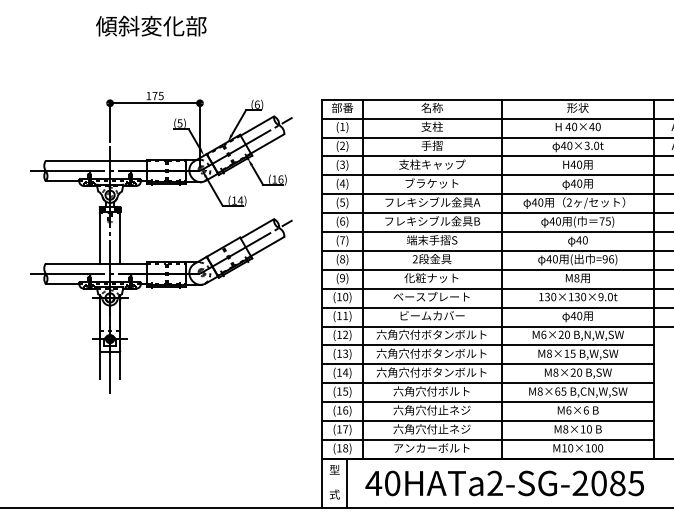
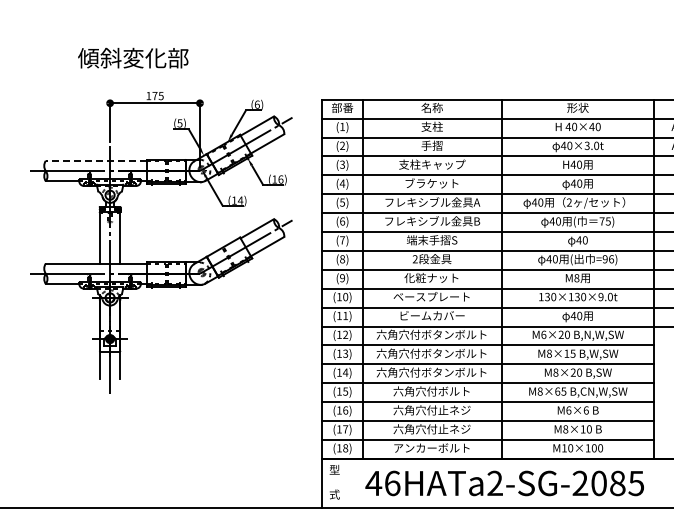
text position: (151, 25) -> (133, 57) (133, 57)
line: solid -> dashed (96, 160)
line: present -> none (347, 483)
text: 40HATa2-SG-2085 -> 46HATa2-SG-2085 (392, 483)
